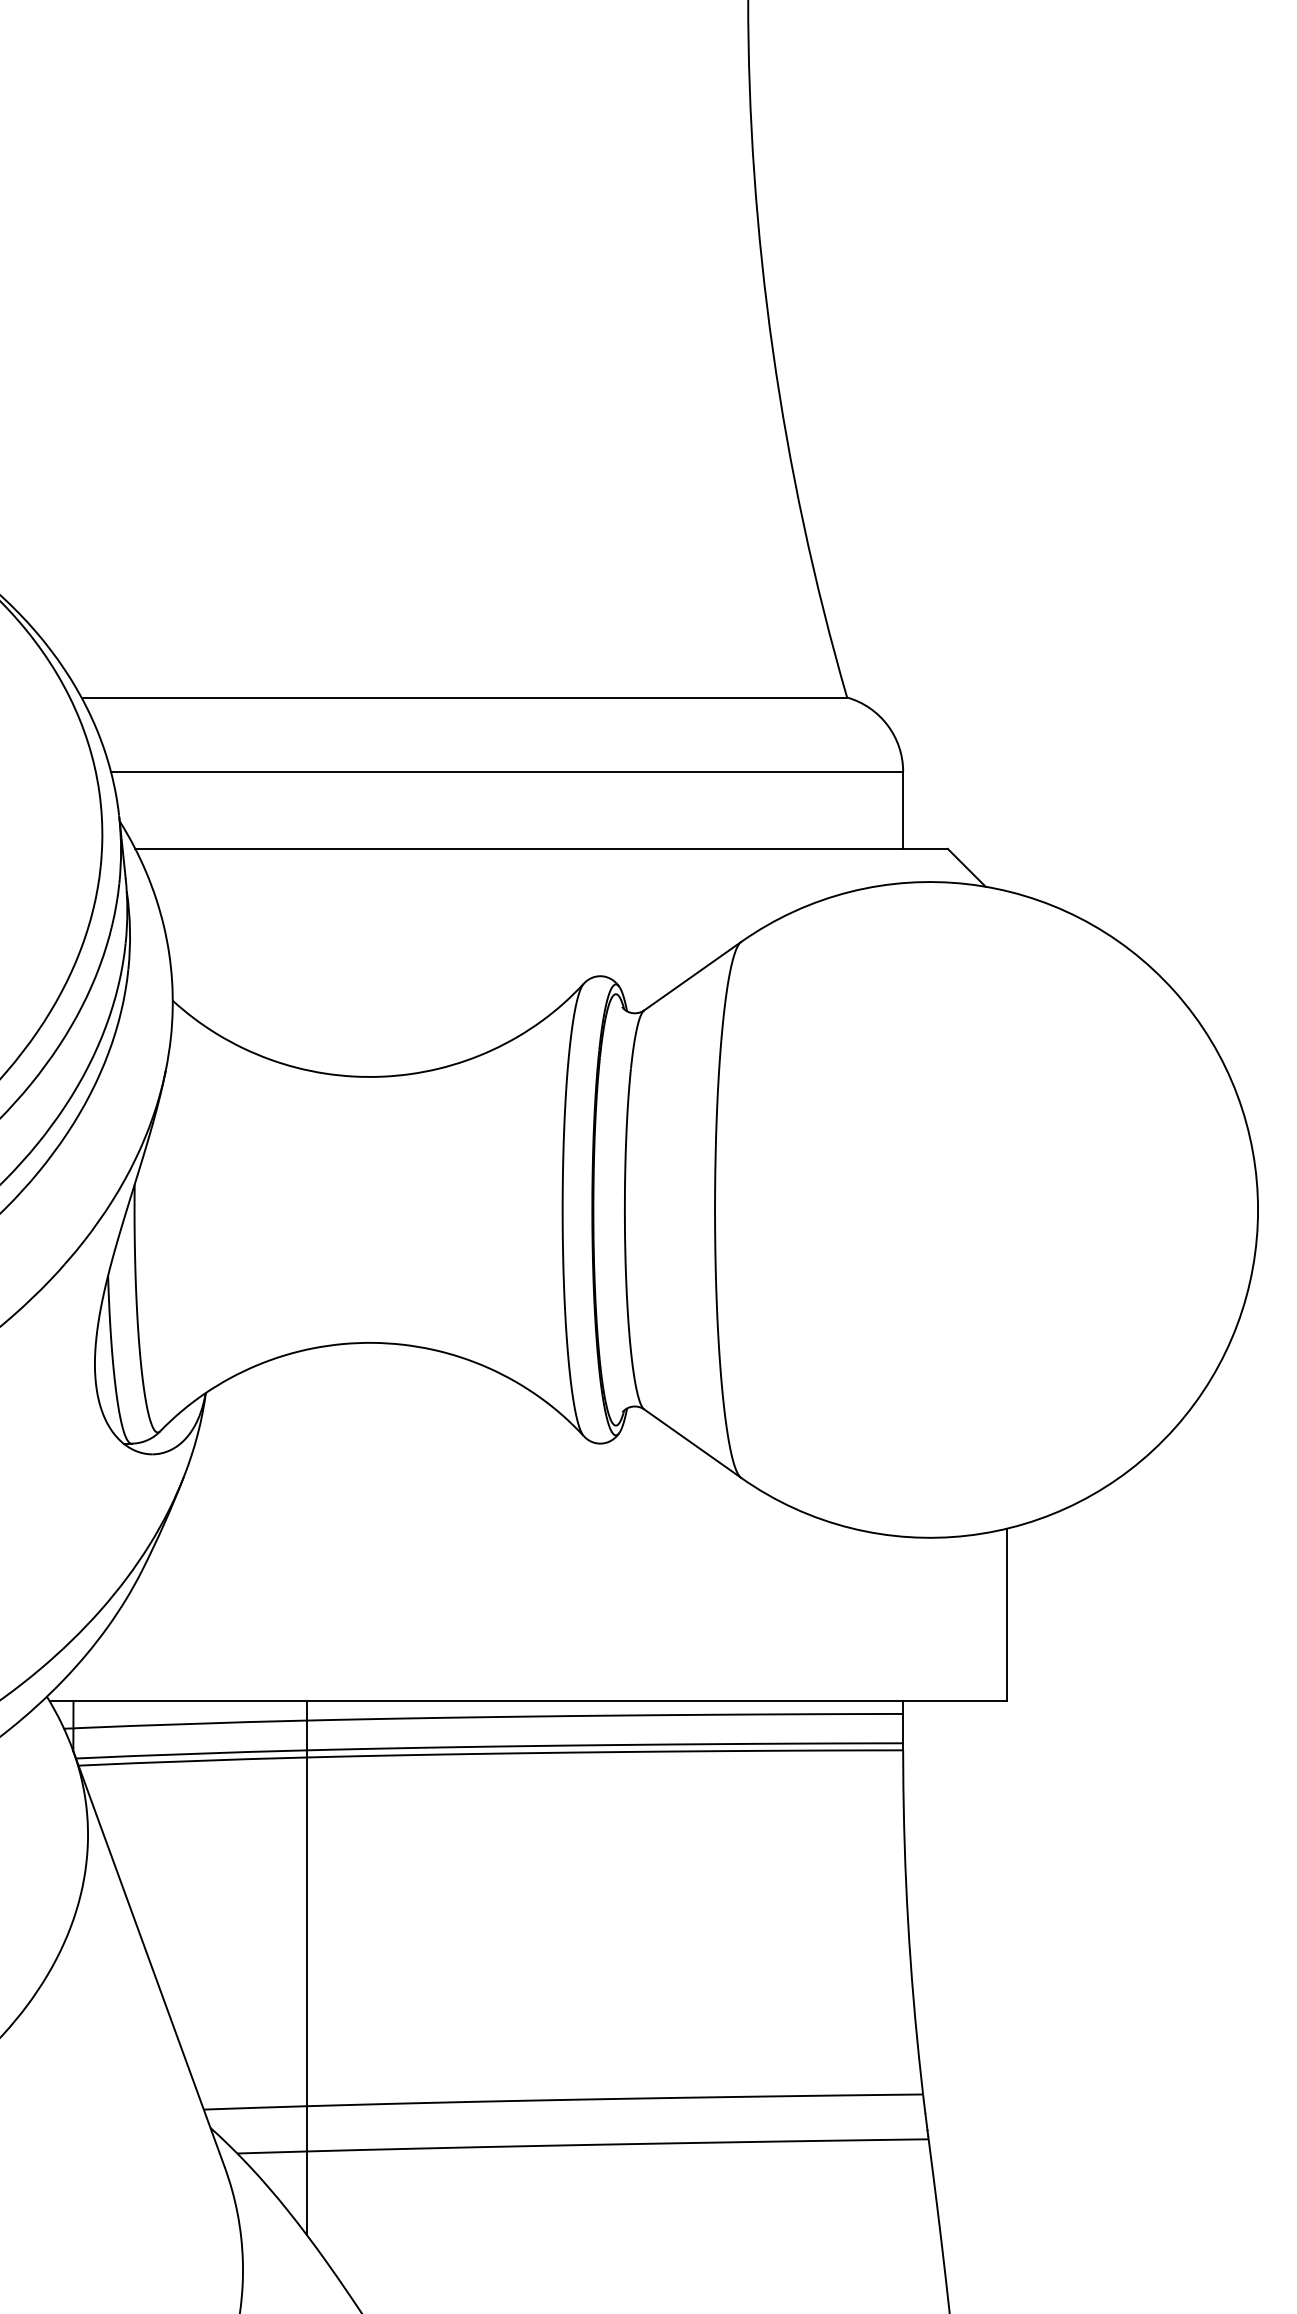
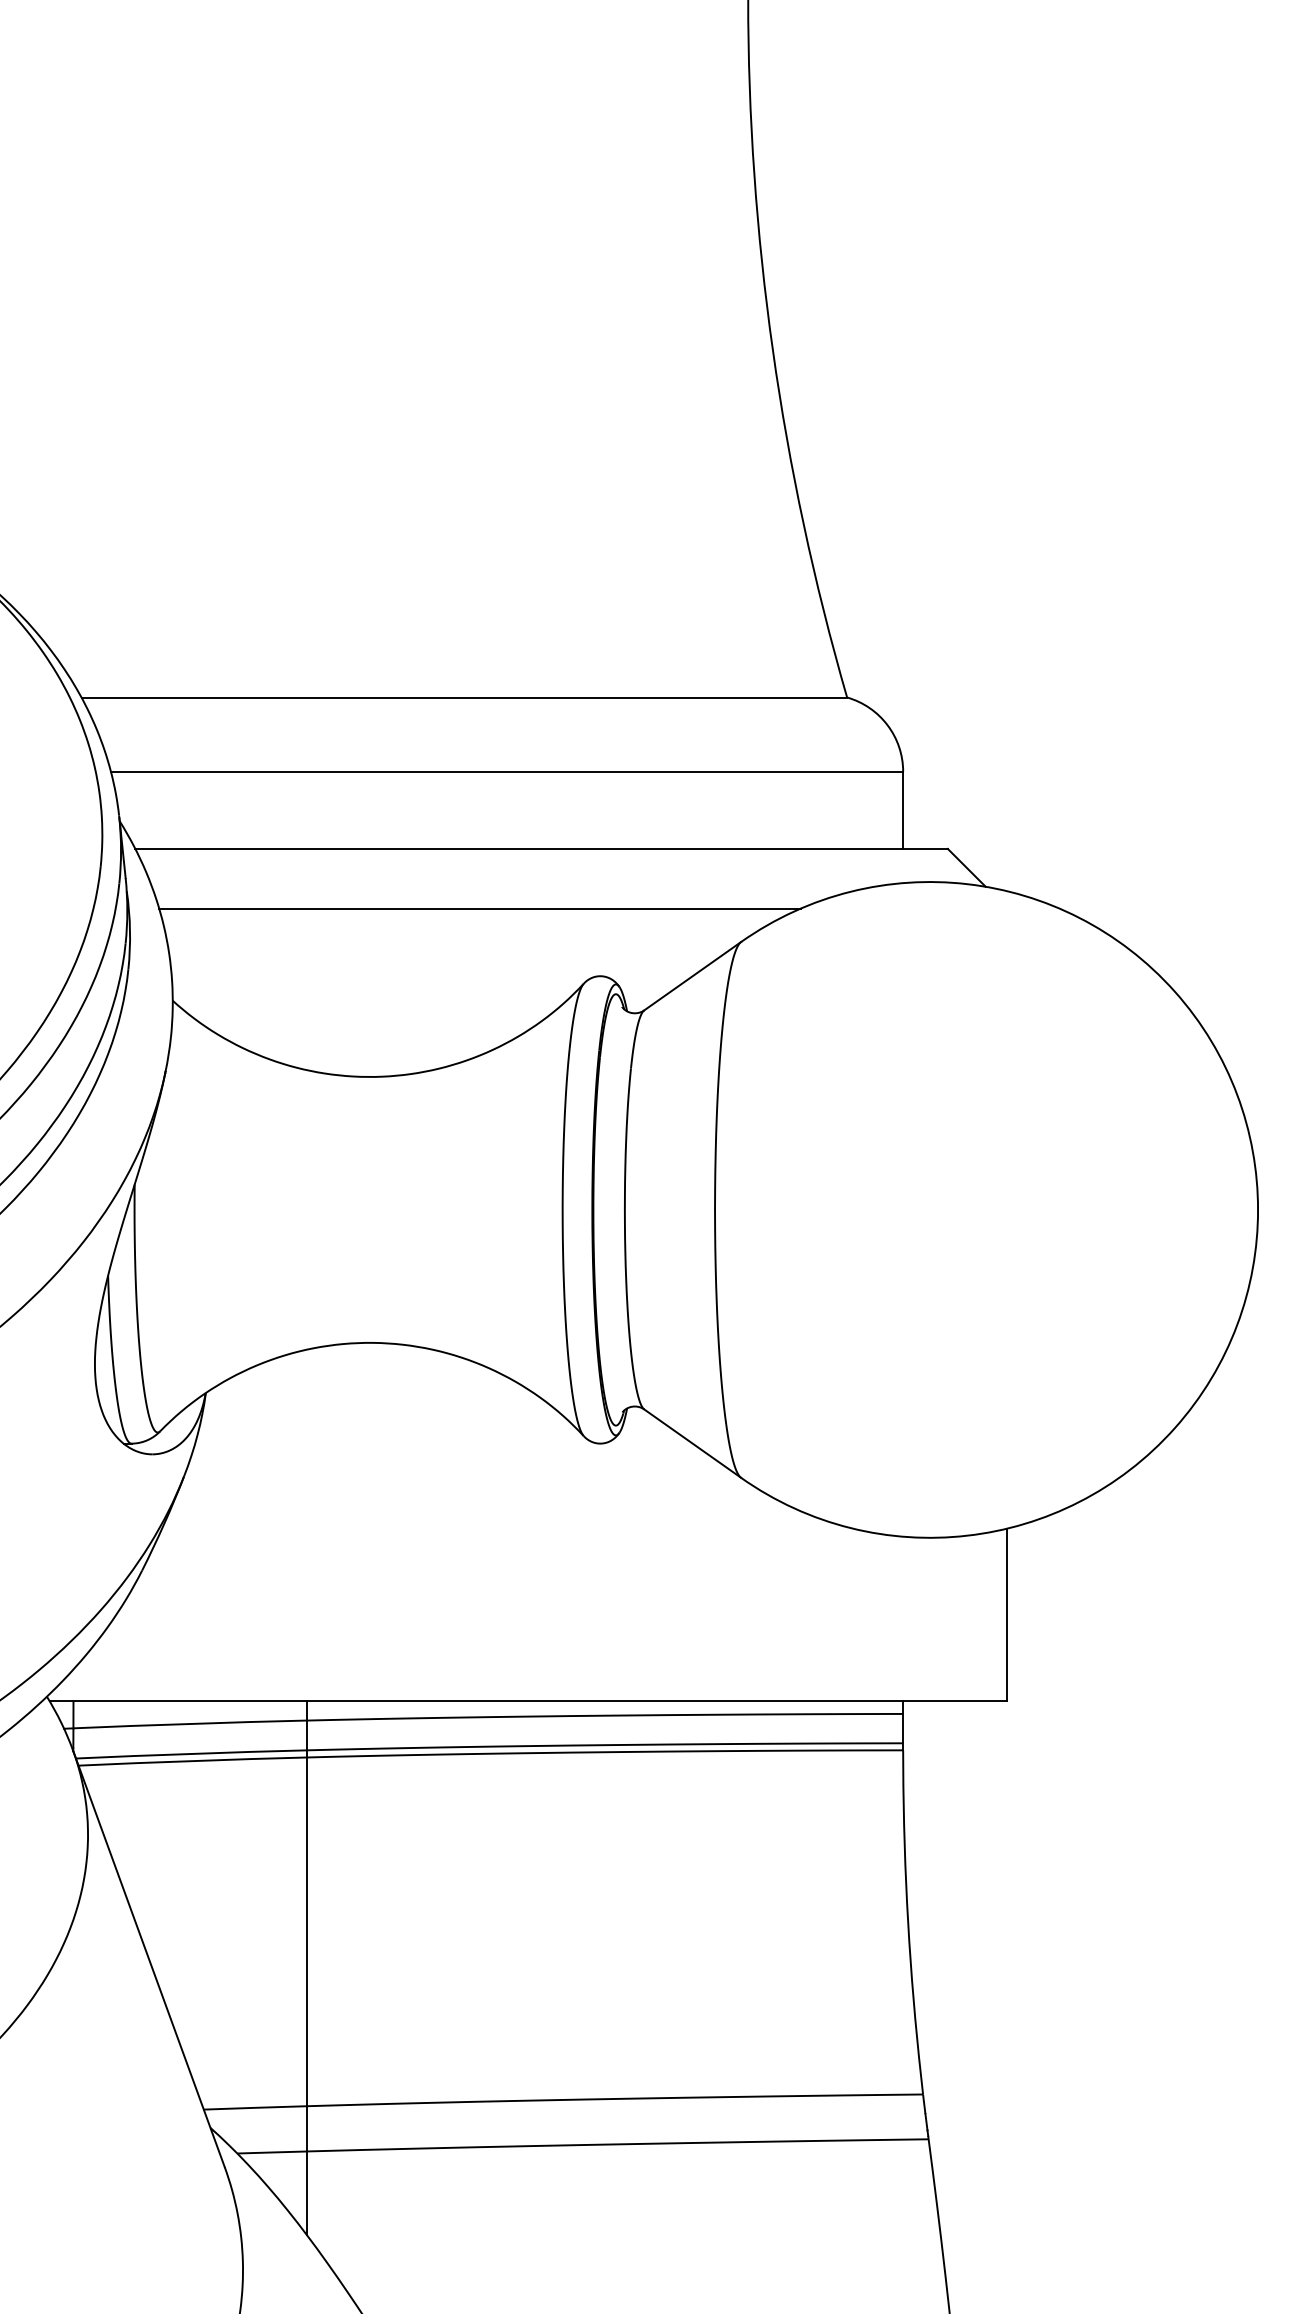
line: none -> present (479, 908)
